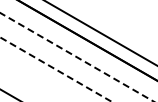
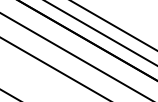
line: none -> present (113, 25)
line: dashed -> solid (77, 57)
line: dashed -> solid (56, 69)
